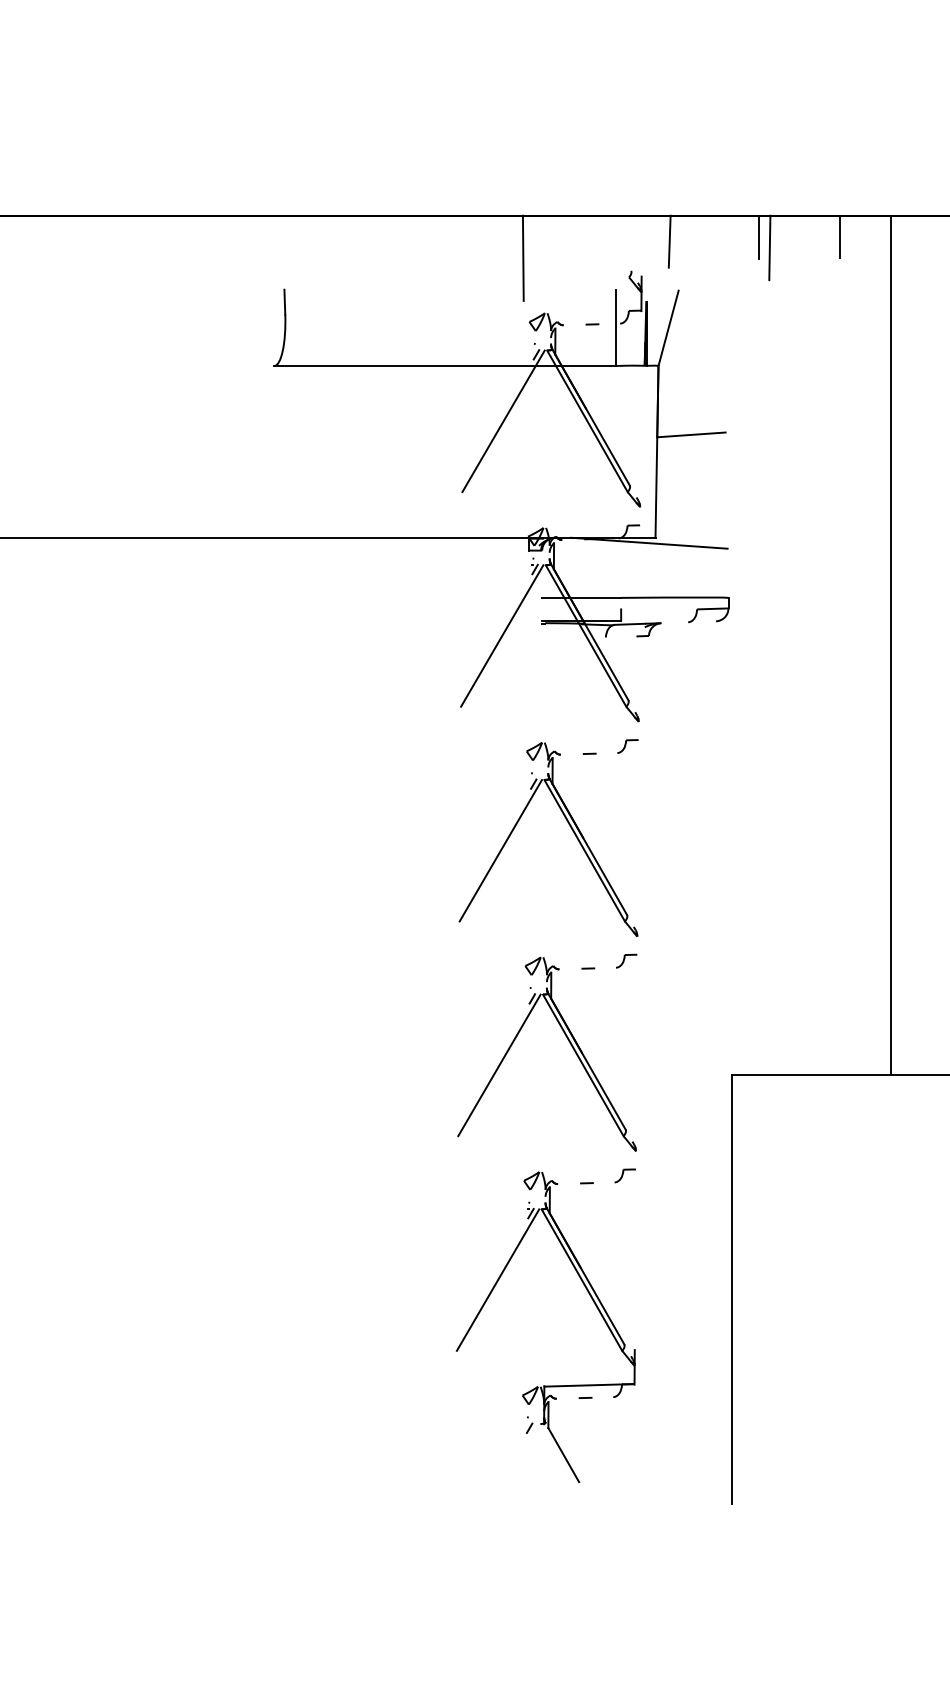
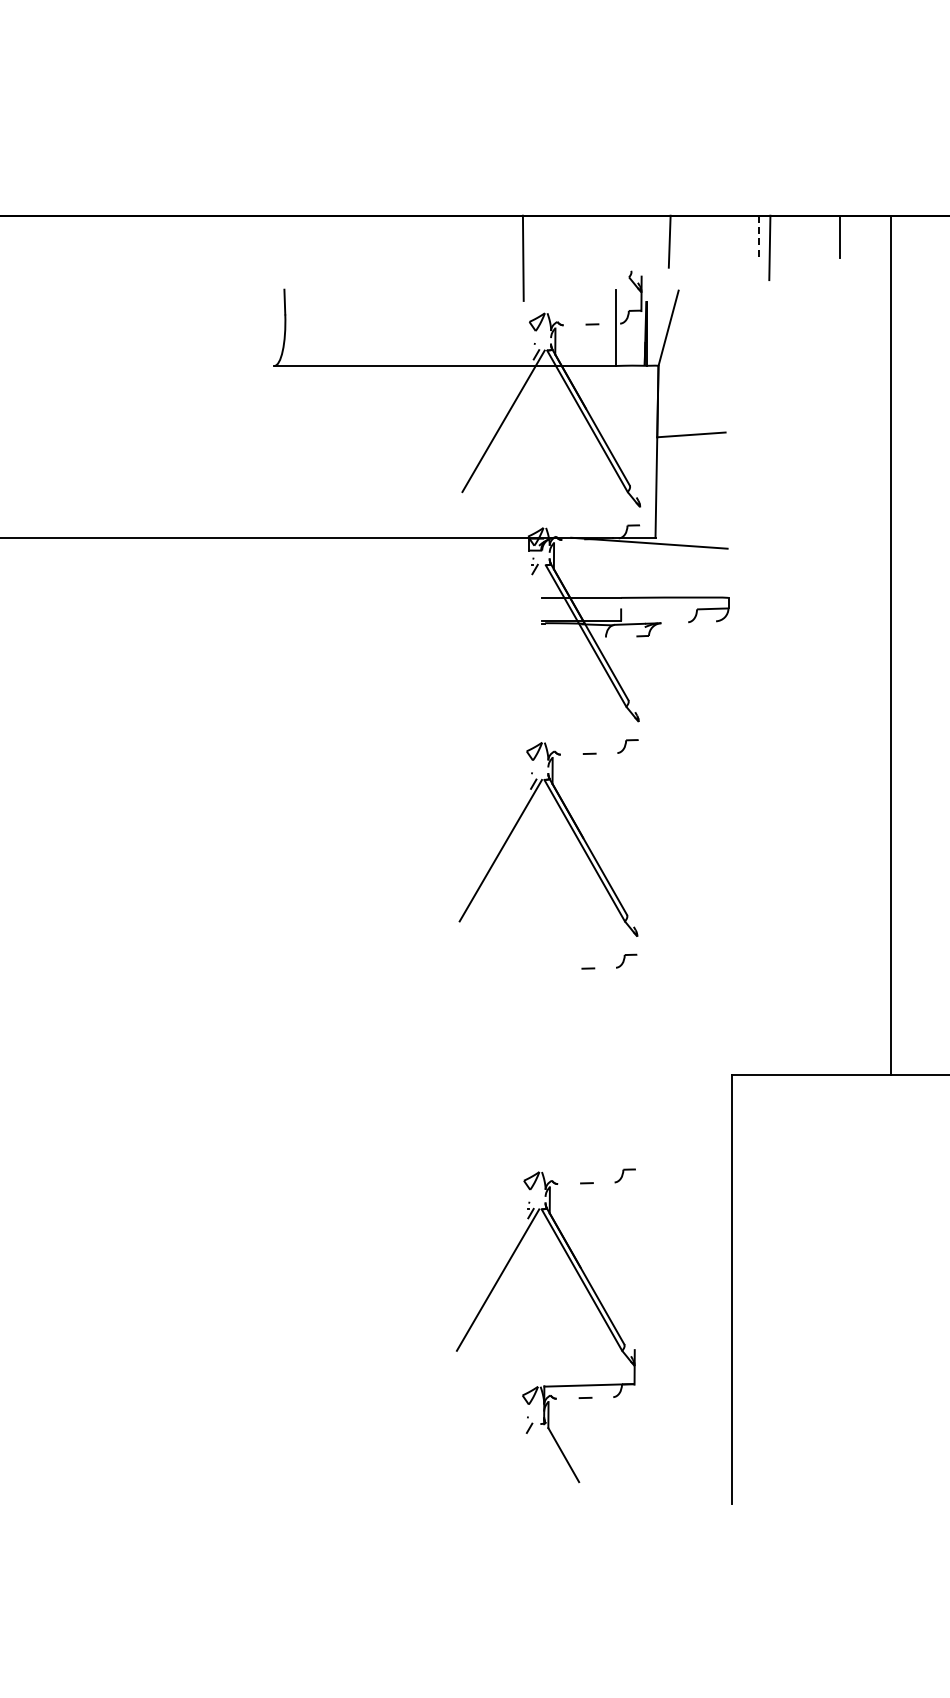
line: solid -> dashed (758, 237)
line: present -> none (502, 635)
part: present -> none (566, 1038)
